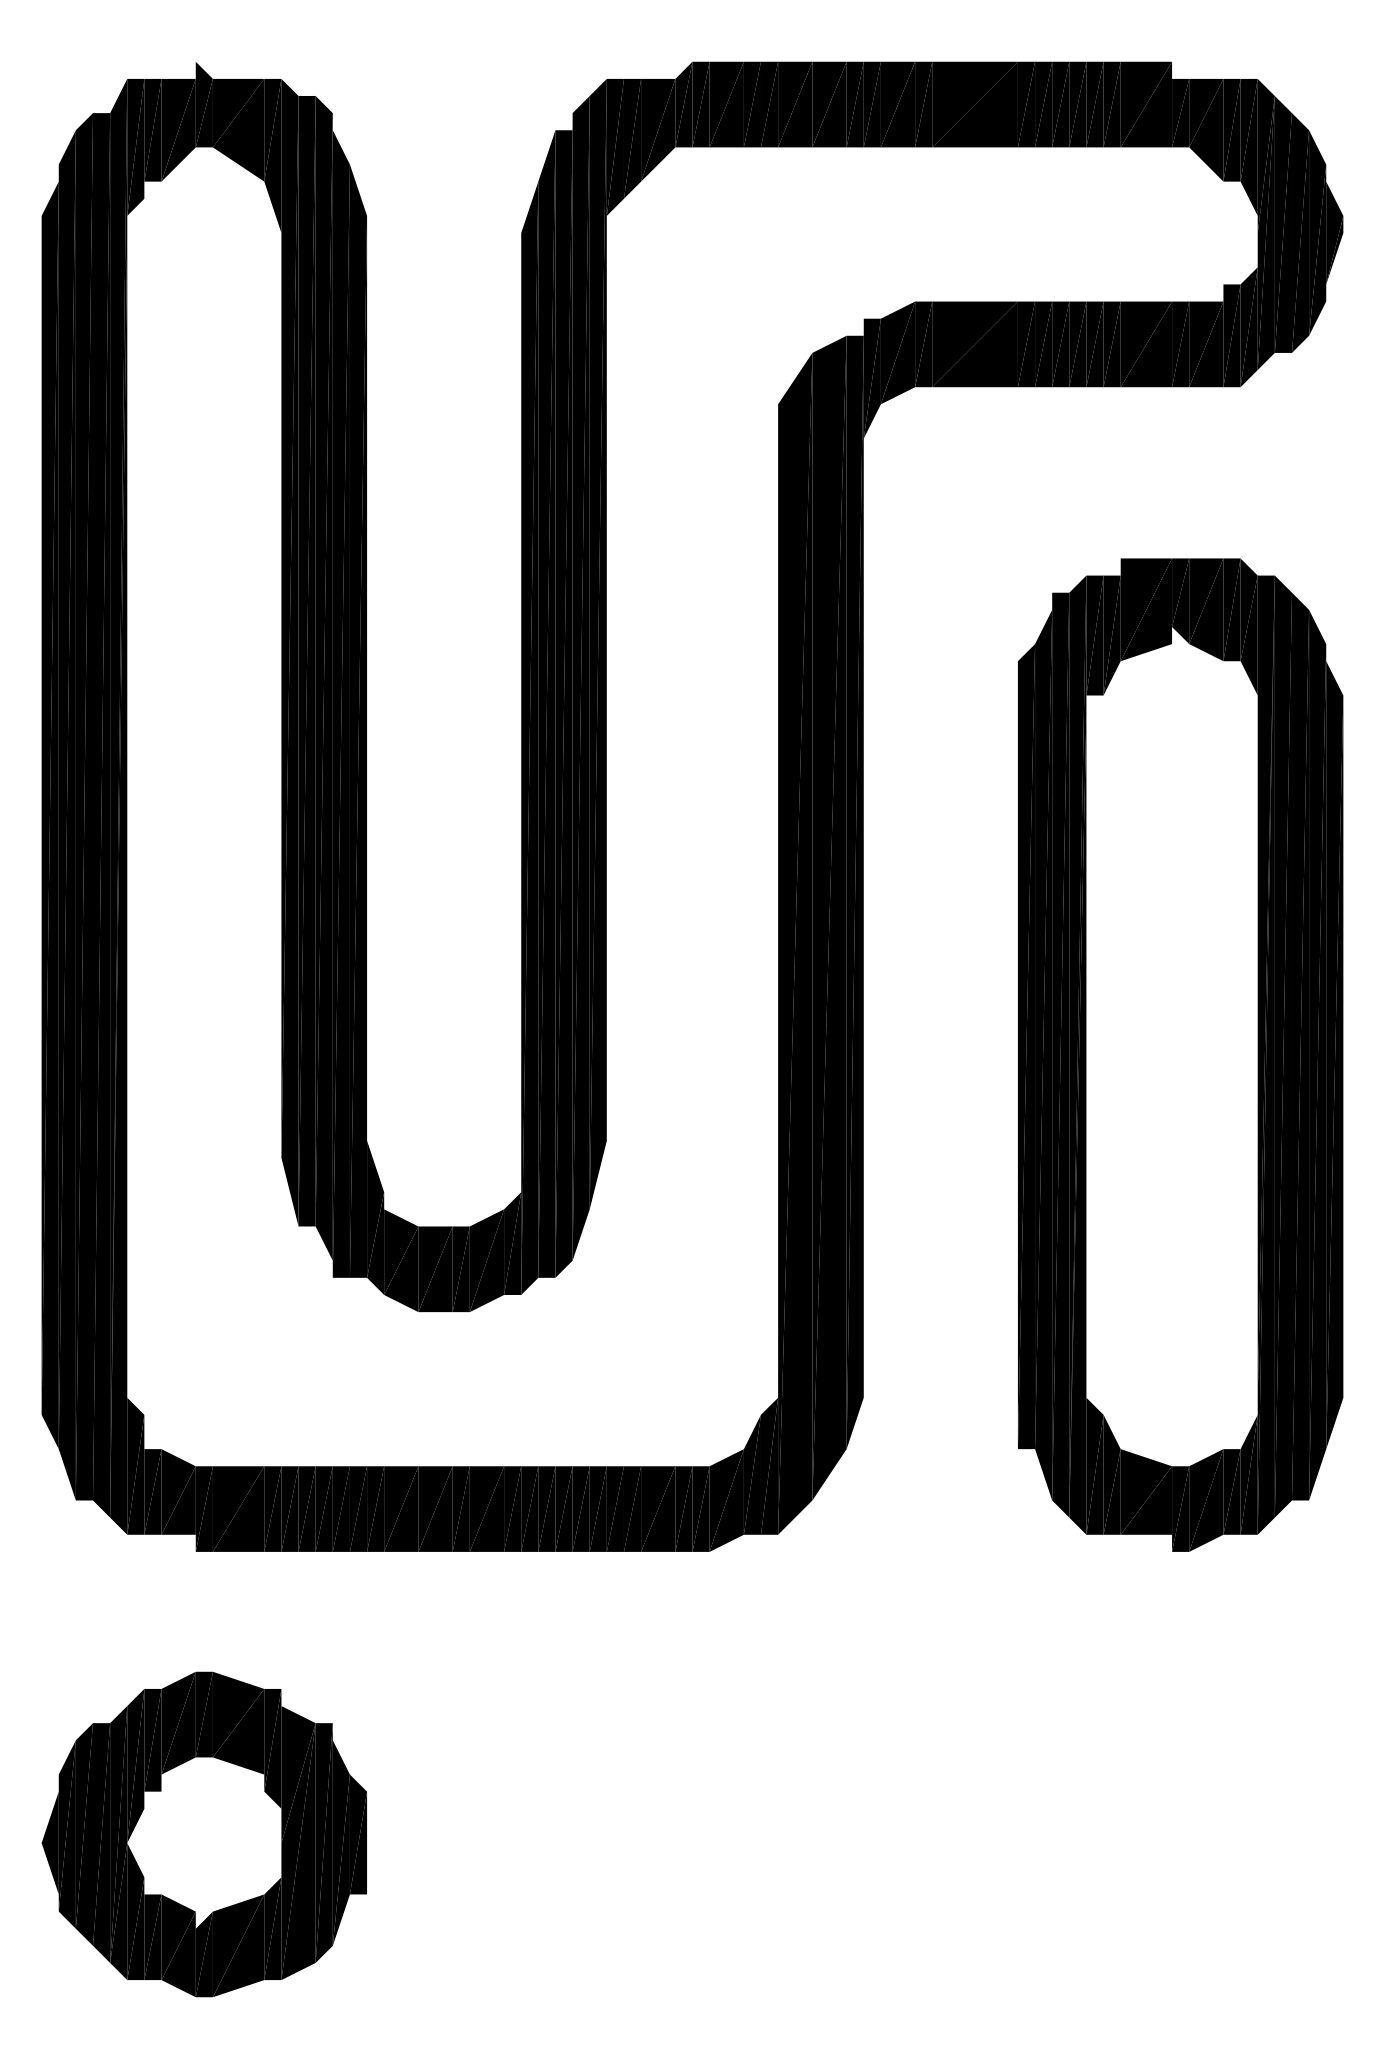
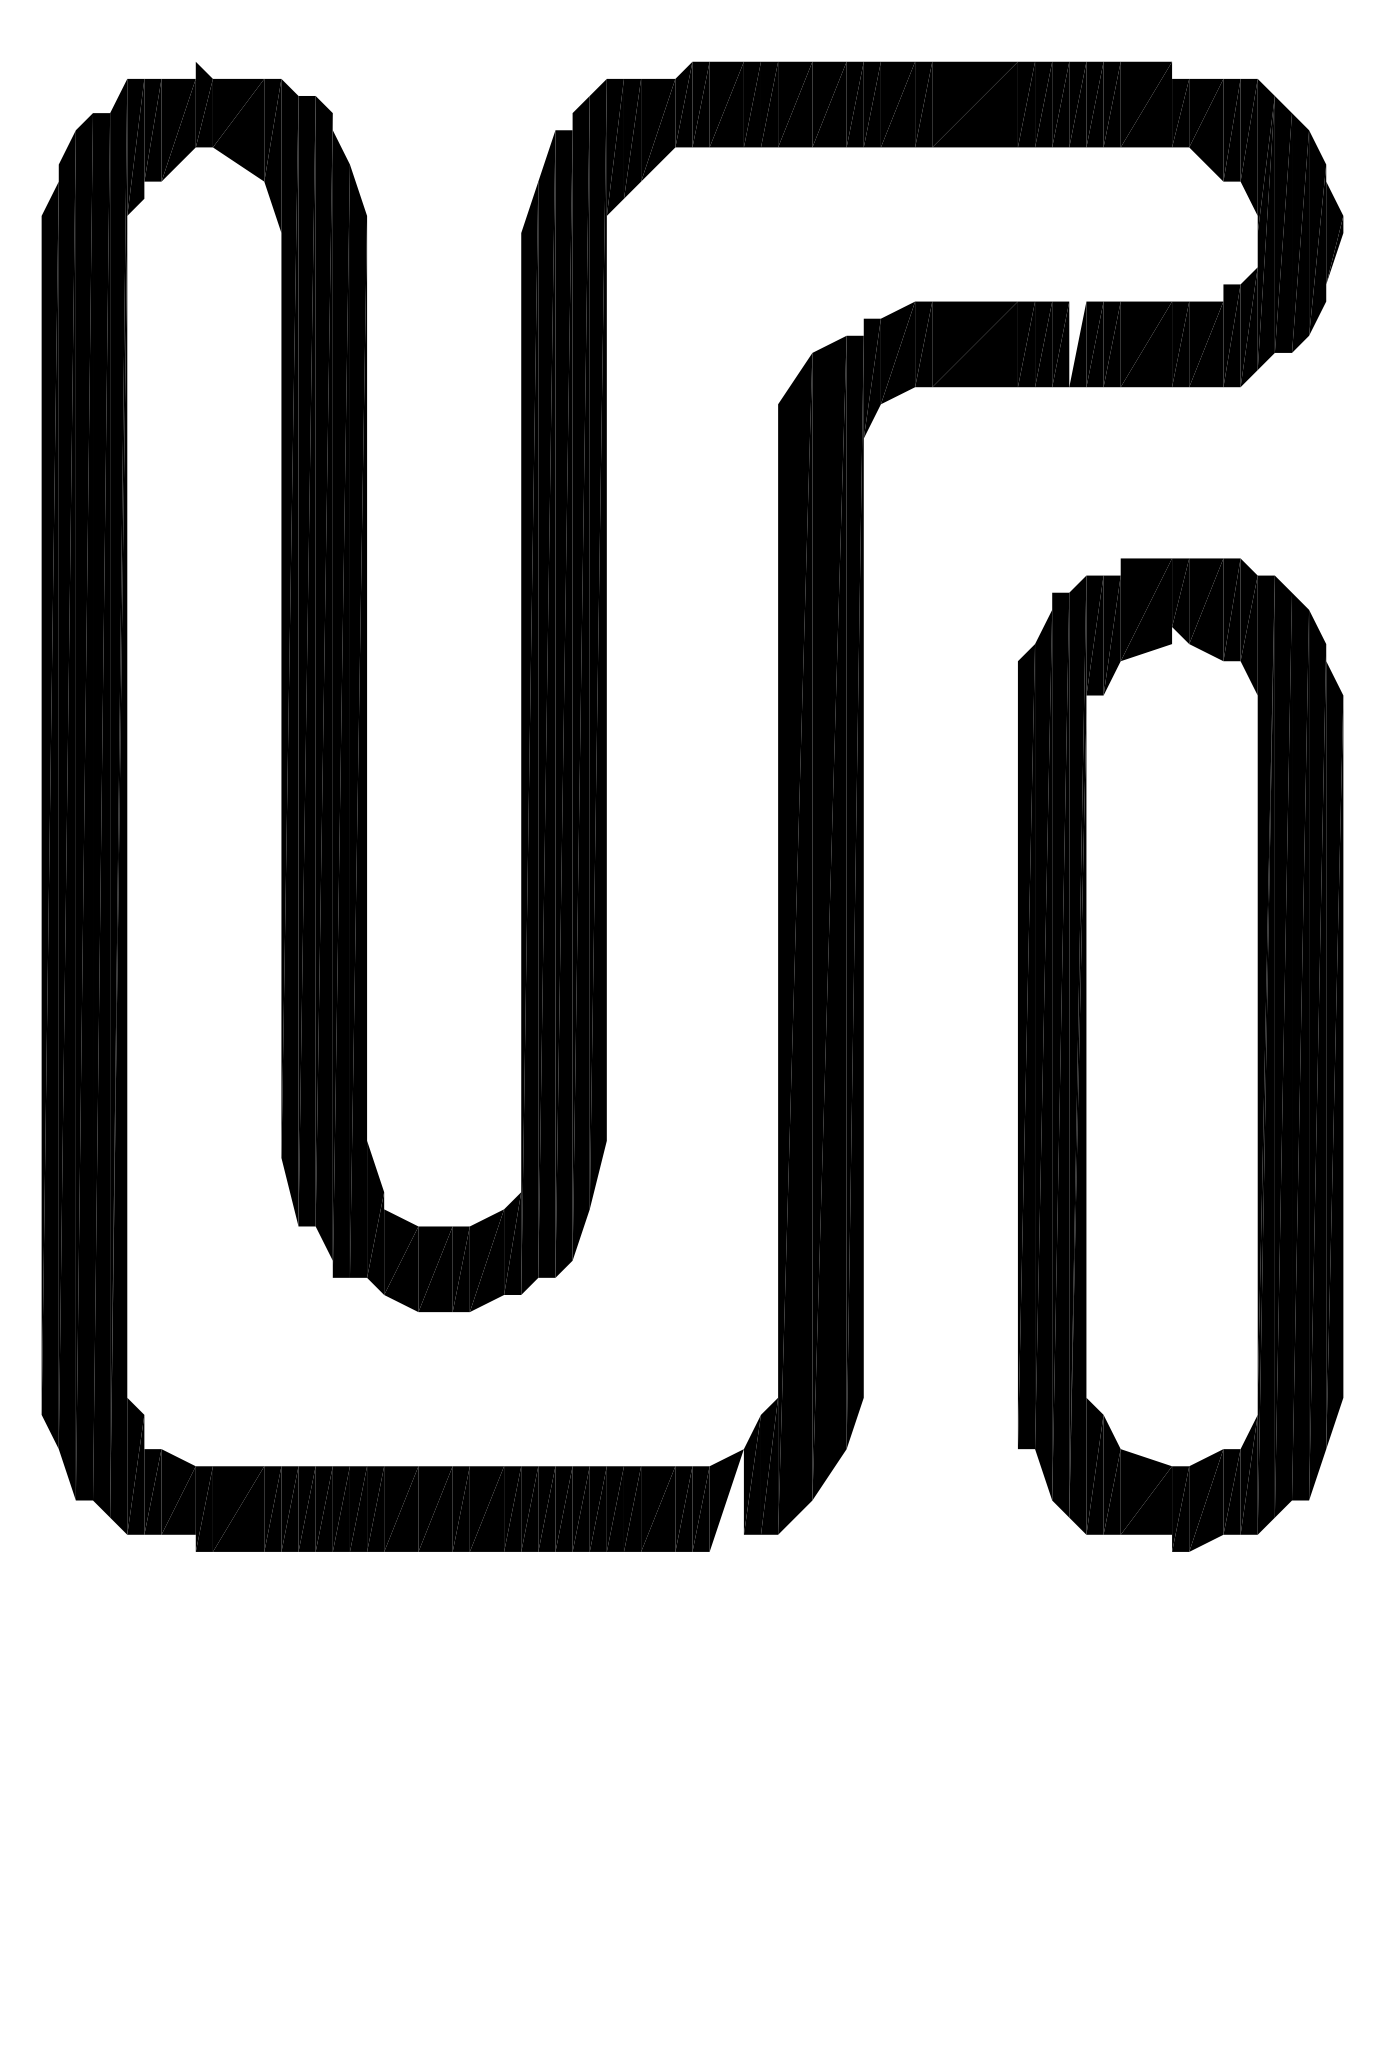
fill: present -> none (1077, 344)
fill: present -> none (726, 1500)
part: present -> none (203, 1834)
